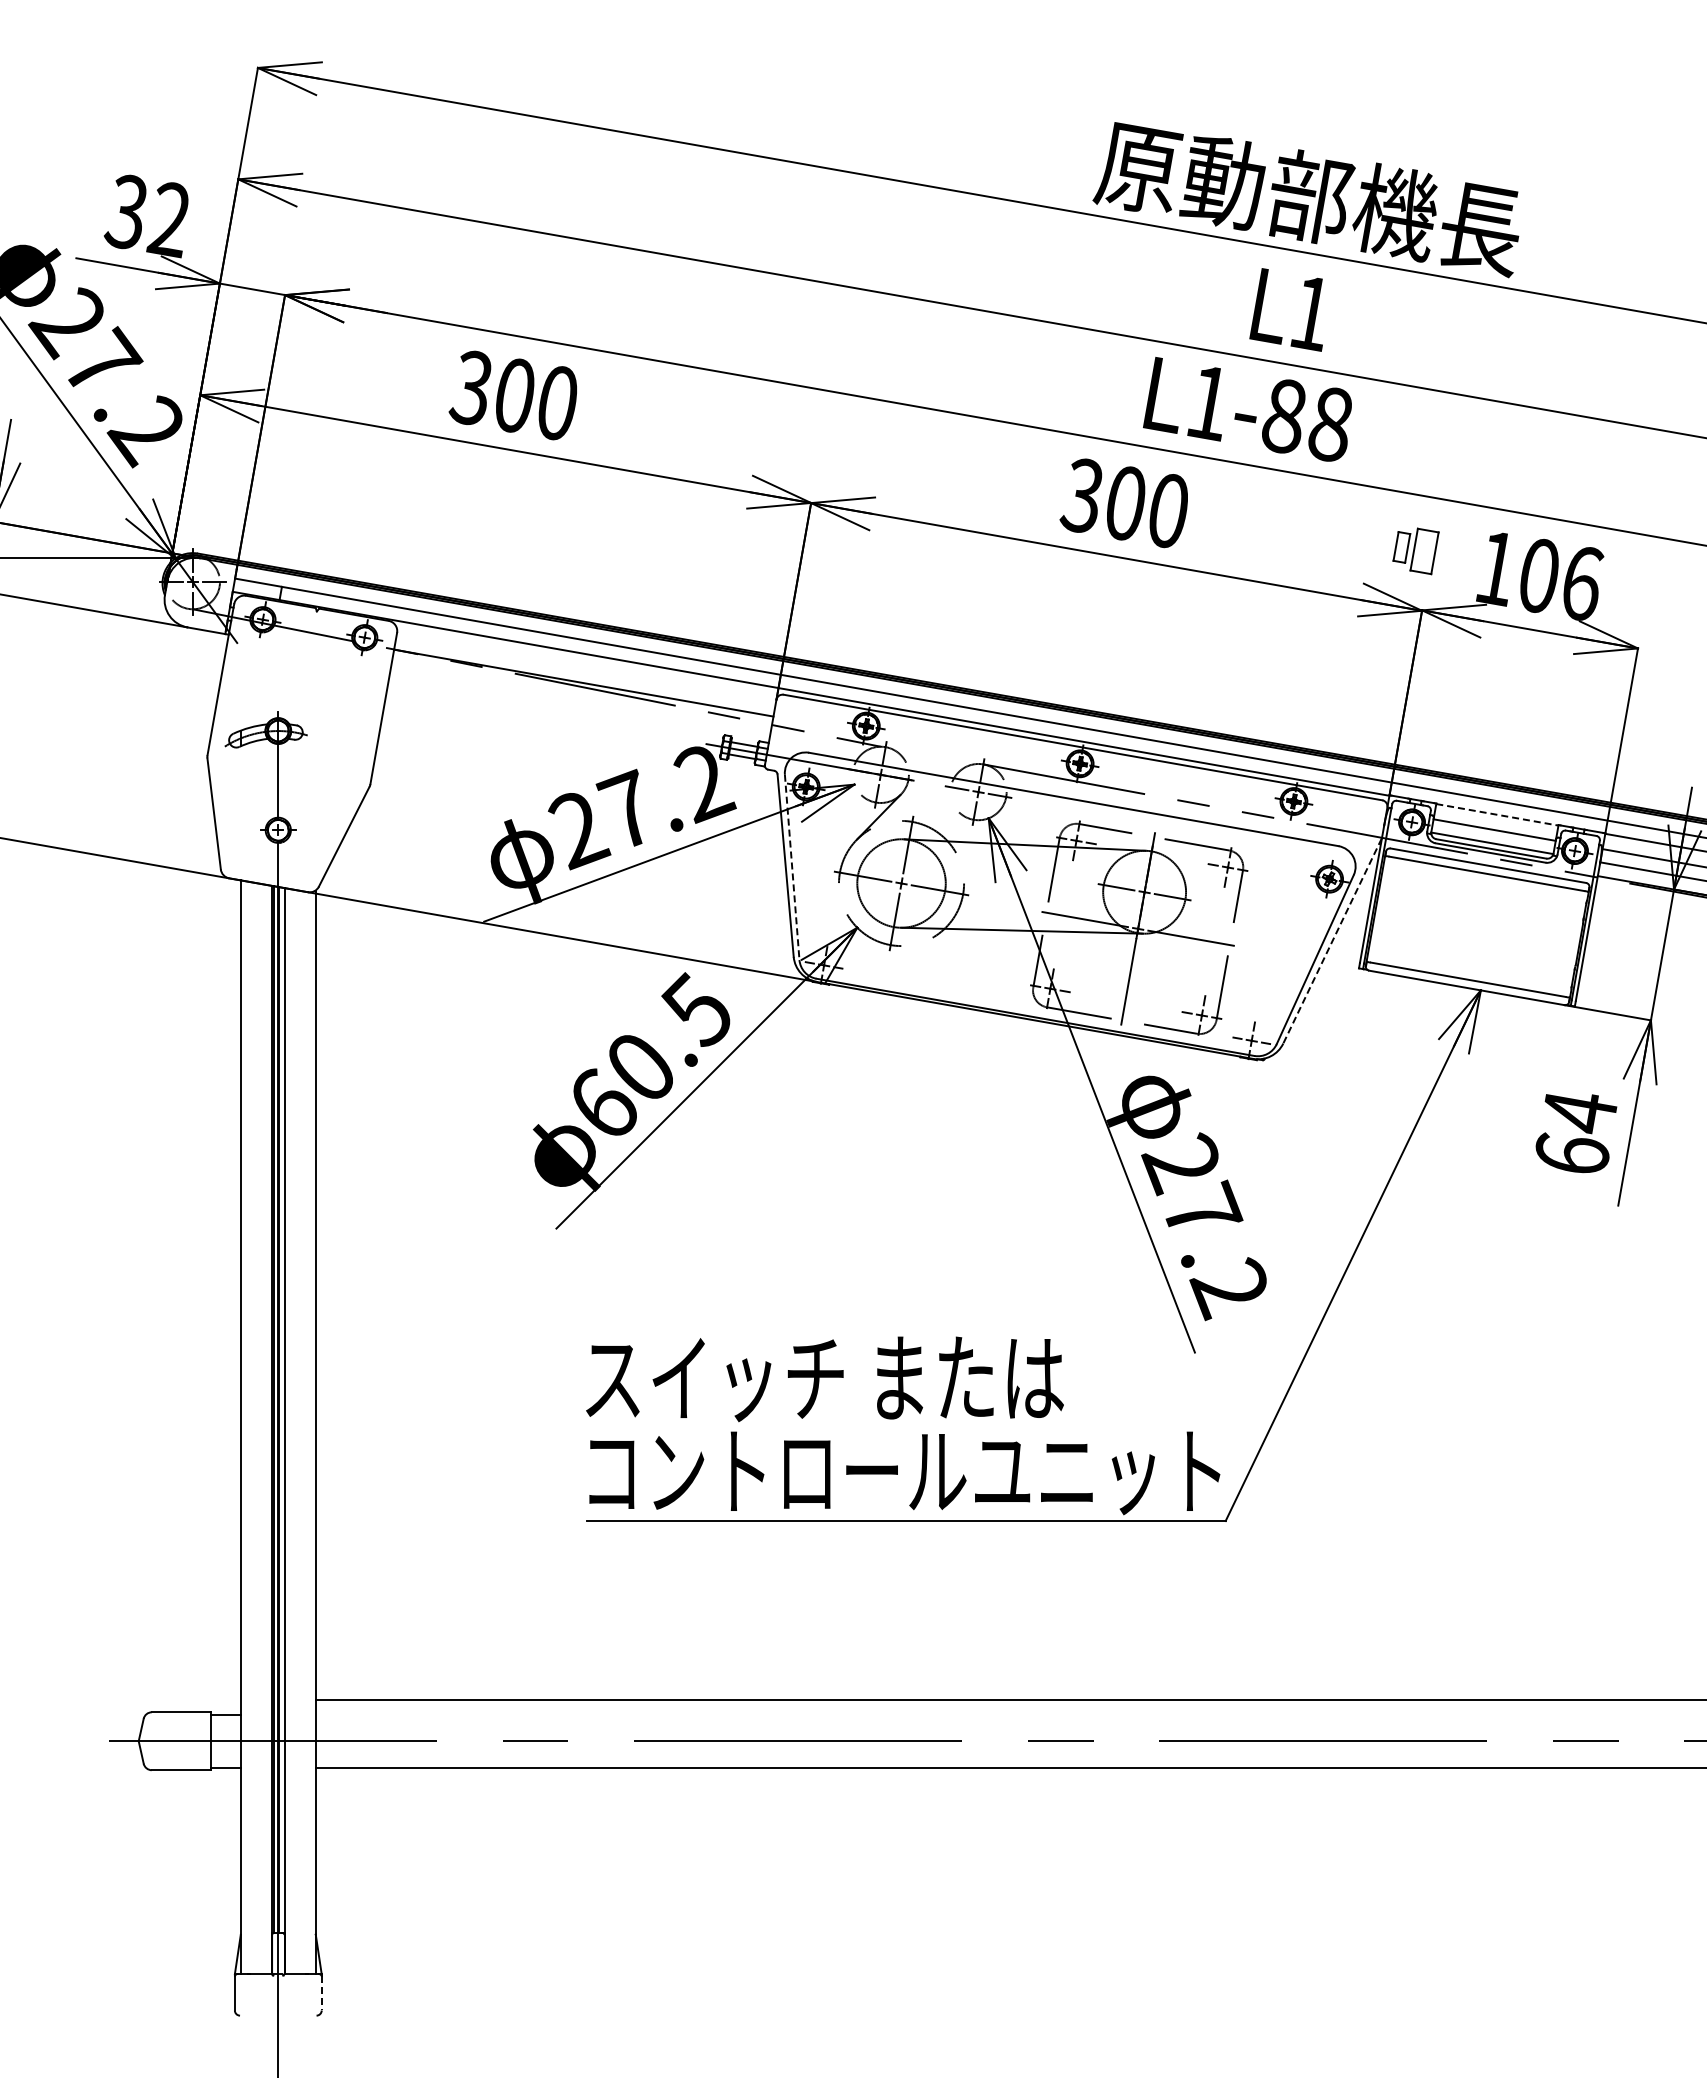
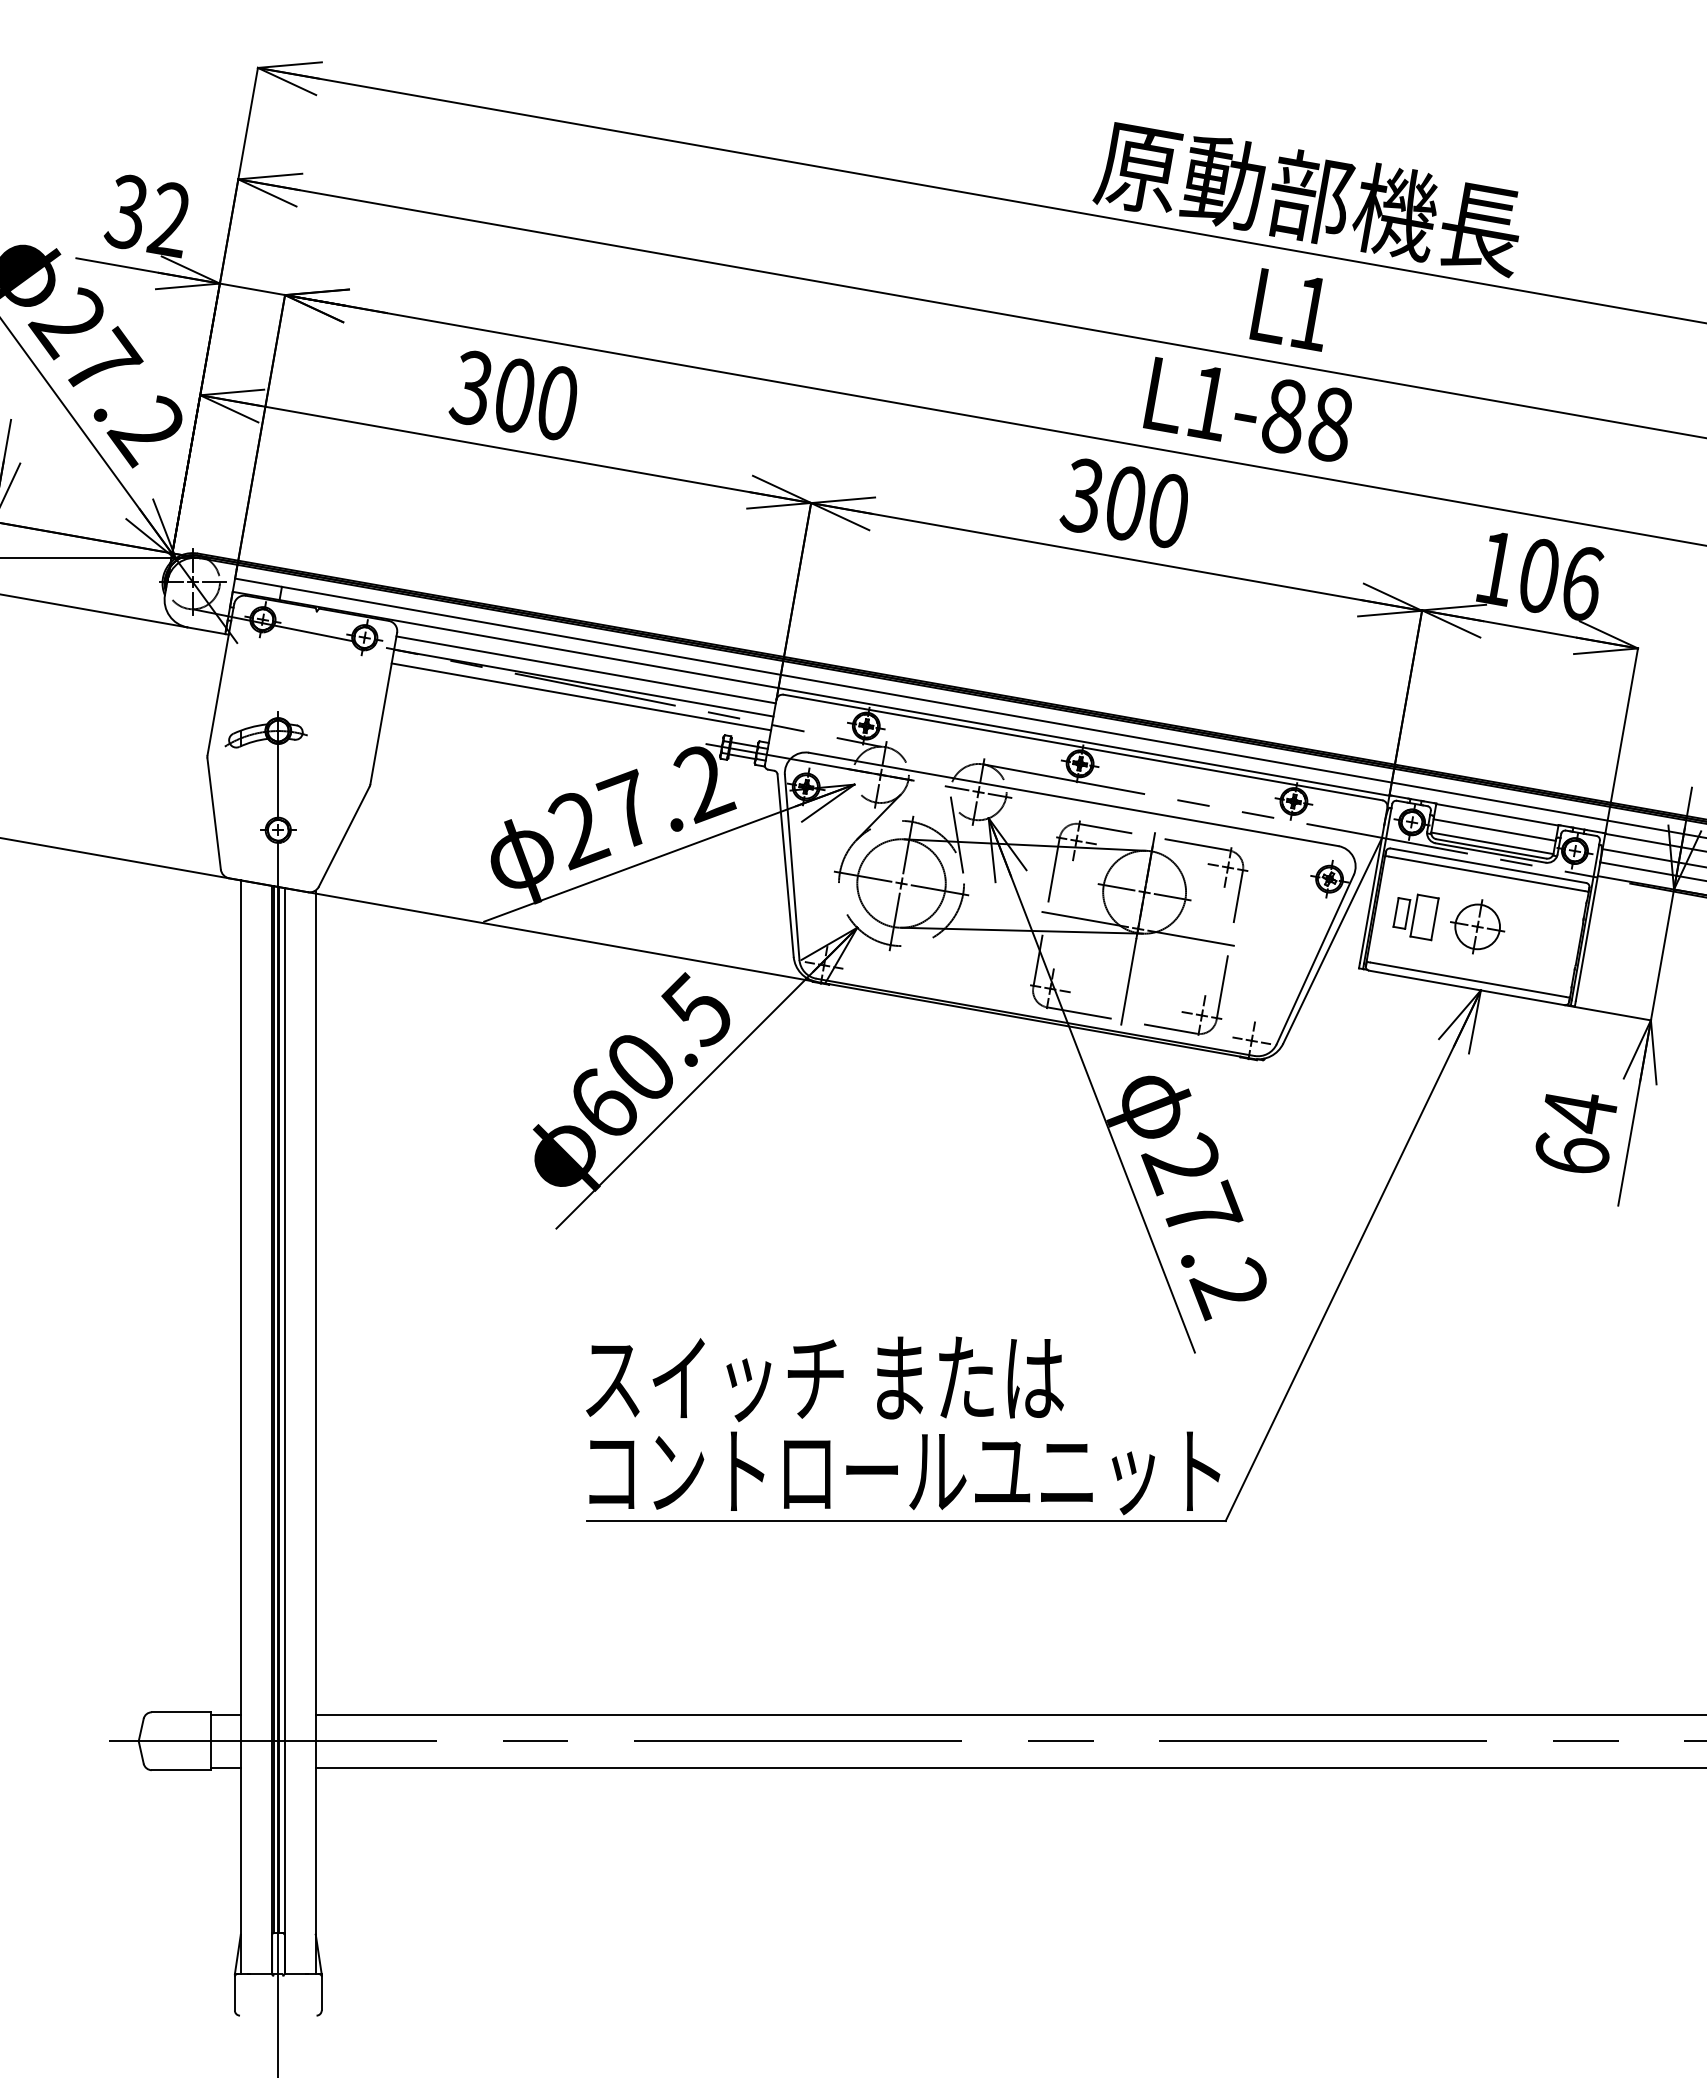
part position: (1415, 551) -> (1415, 917) (1415, 917)
line: none -> present (585, 669)
line: none -> present (581, 696)
line: dashed -> solid (1497, 814)
line: none -> present (956, 834)
line: dashed -> solid (792, 867)
part: none -> present (1477, 926)
line: dashed -> solid (1332, 941)
line position: (1009, 1699) -> (1009, 1714) (1009, 1714)
line: dashed -> solid (321, 1993)
